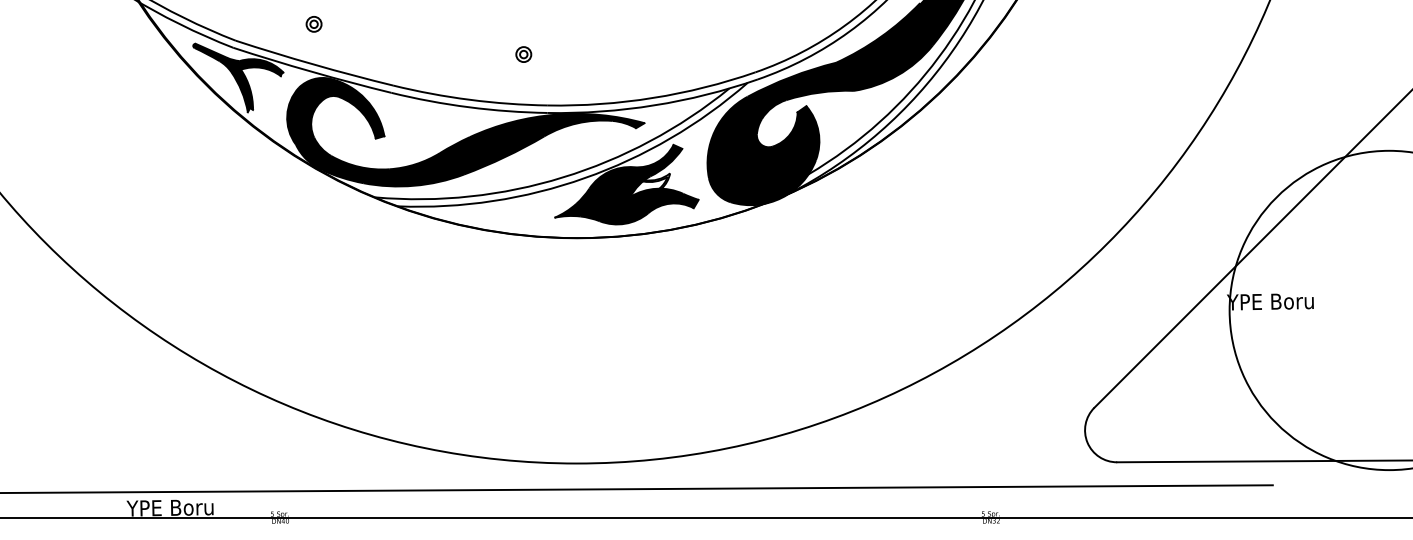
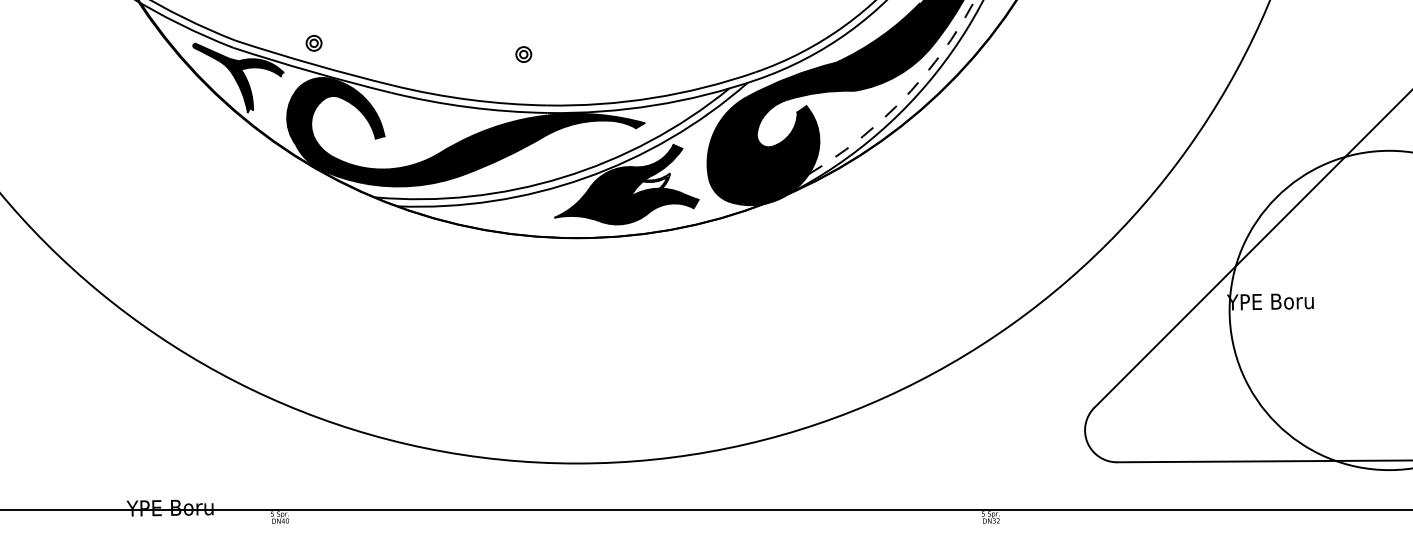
part position: (313, 24) -> (313, 43) (313, 43)
arc: solid -> dashed (902, 100)
line: present -> none (637, 489)
line position: (705, 517) -> (705, 509) (705, 509)
